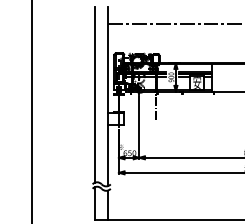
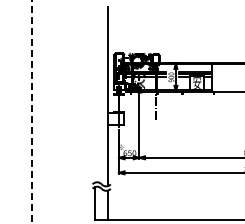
line: present -> none (174, 23)
line: present -> none (95, 94)
line: solid -> dashed (32, 112)
